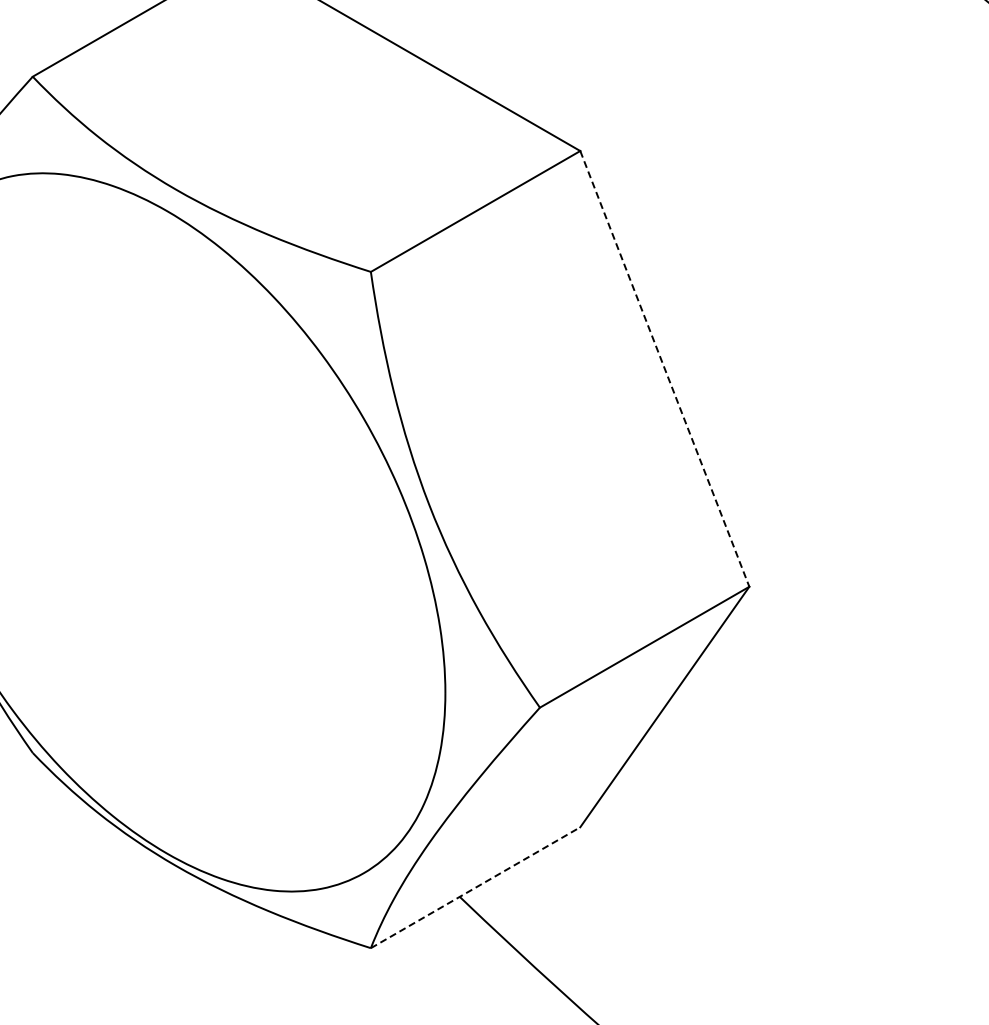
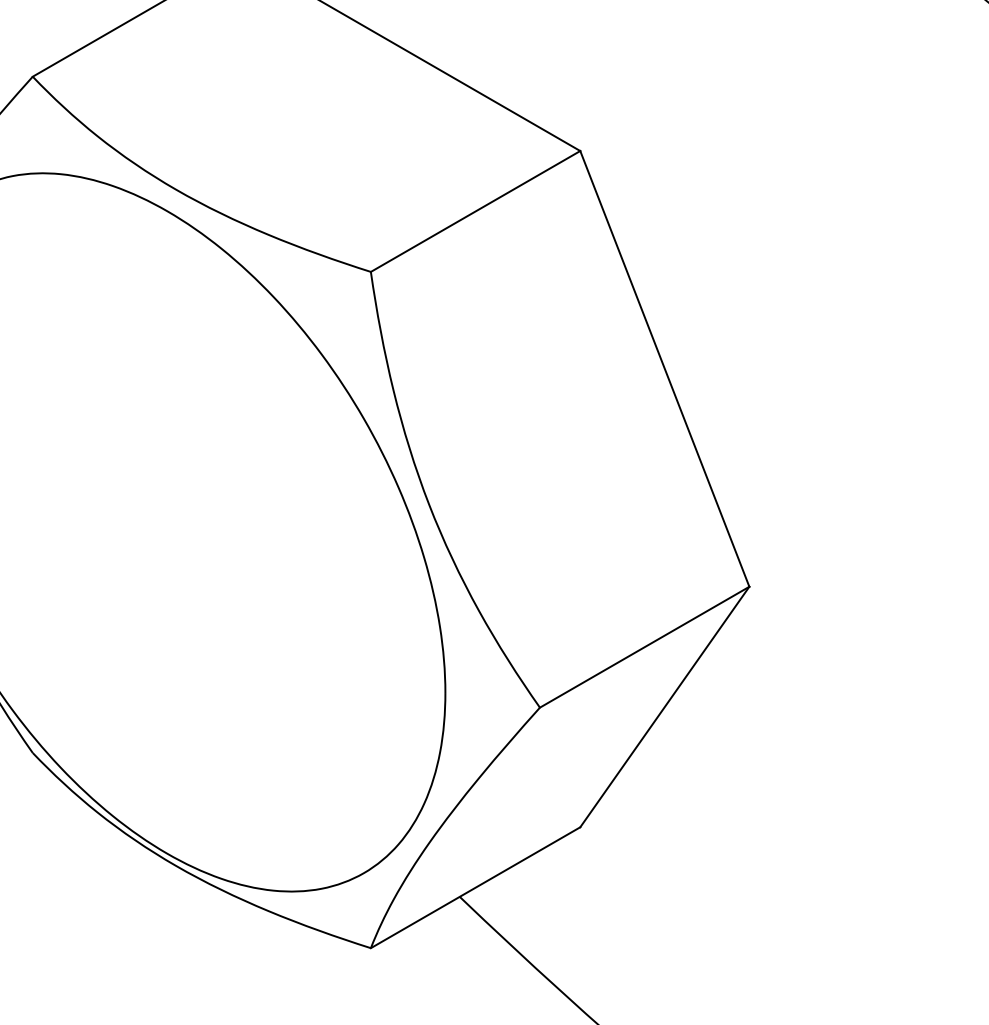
line: dashed -> solid (664, 368)
line: dashed -> solid (475, 887)
